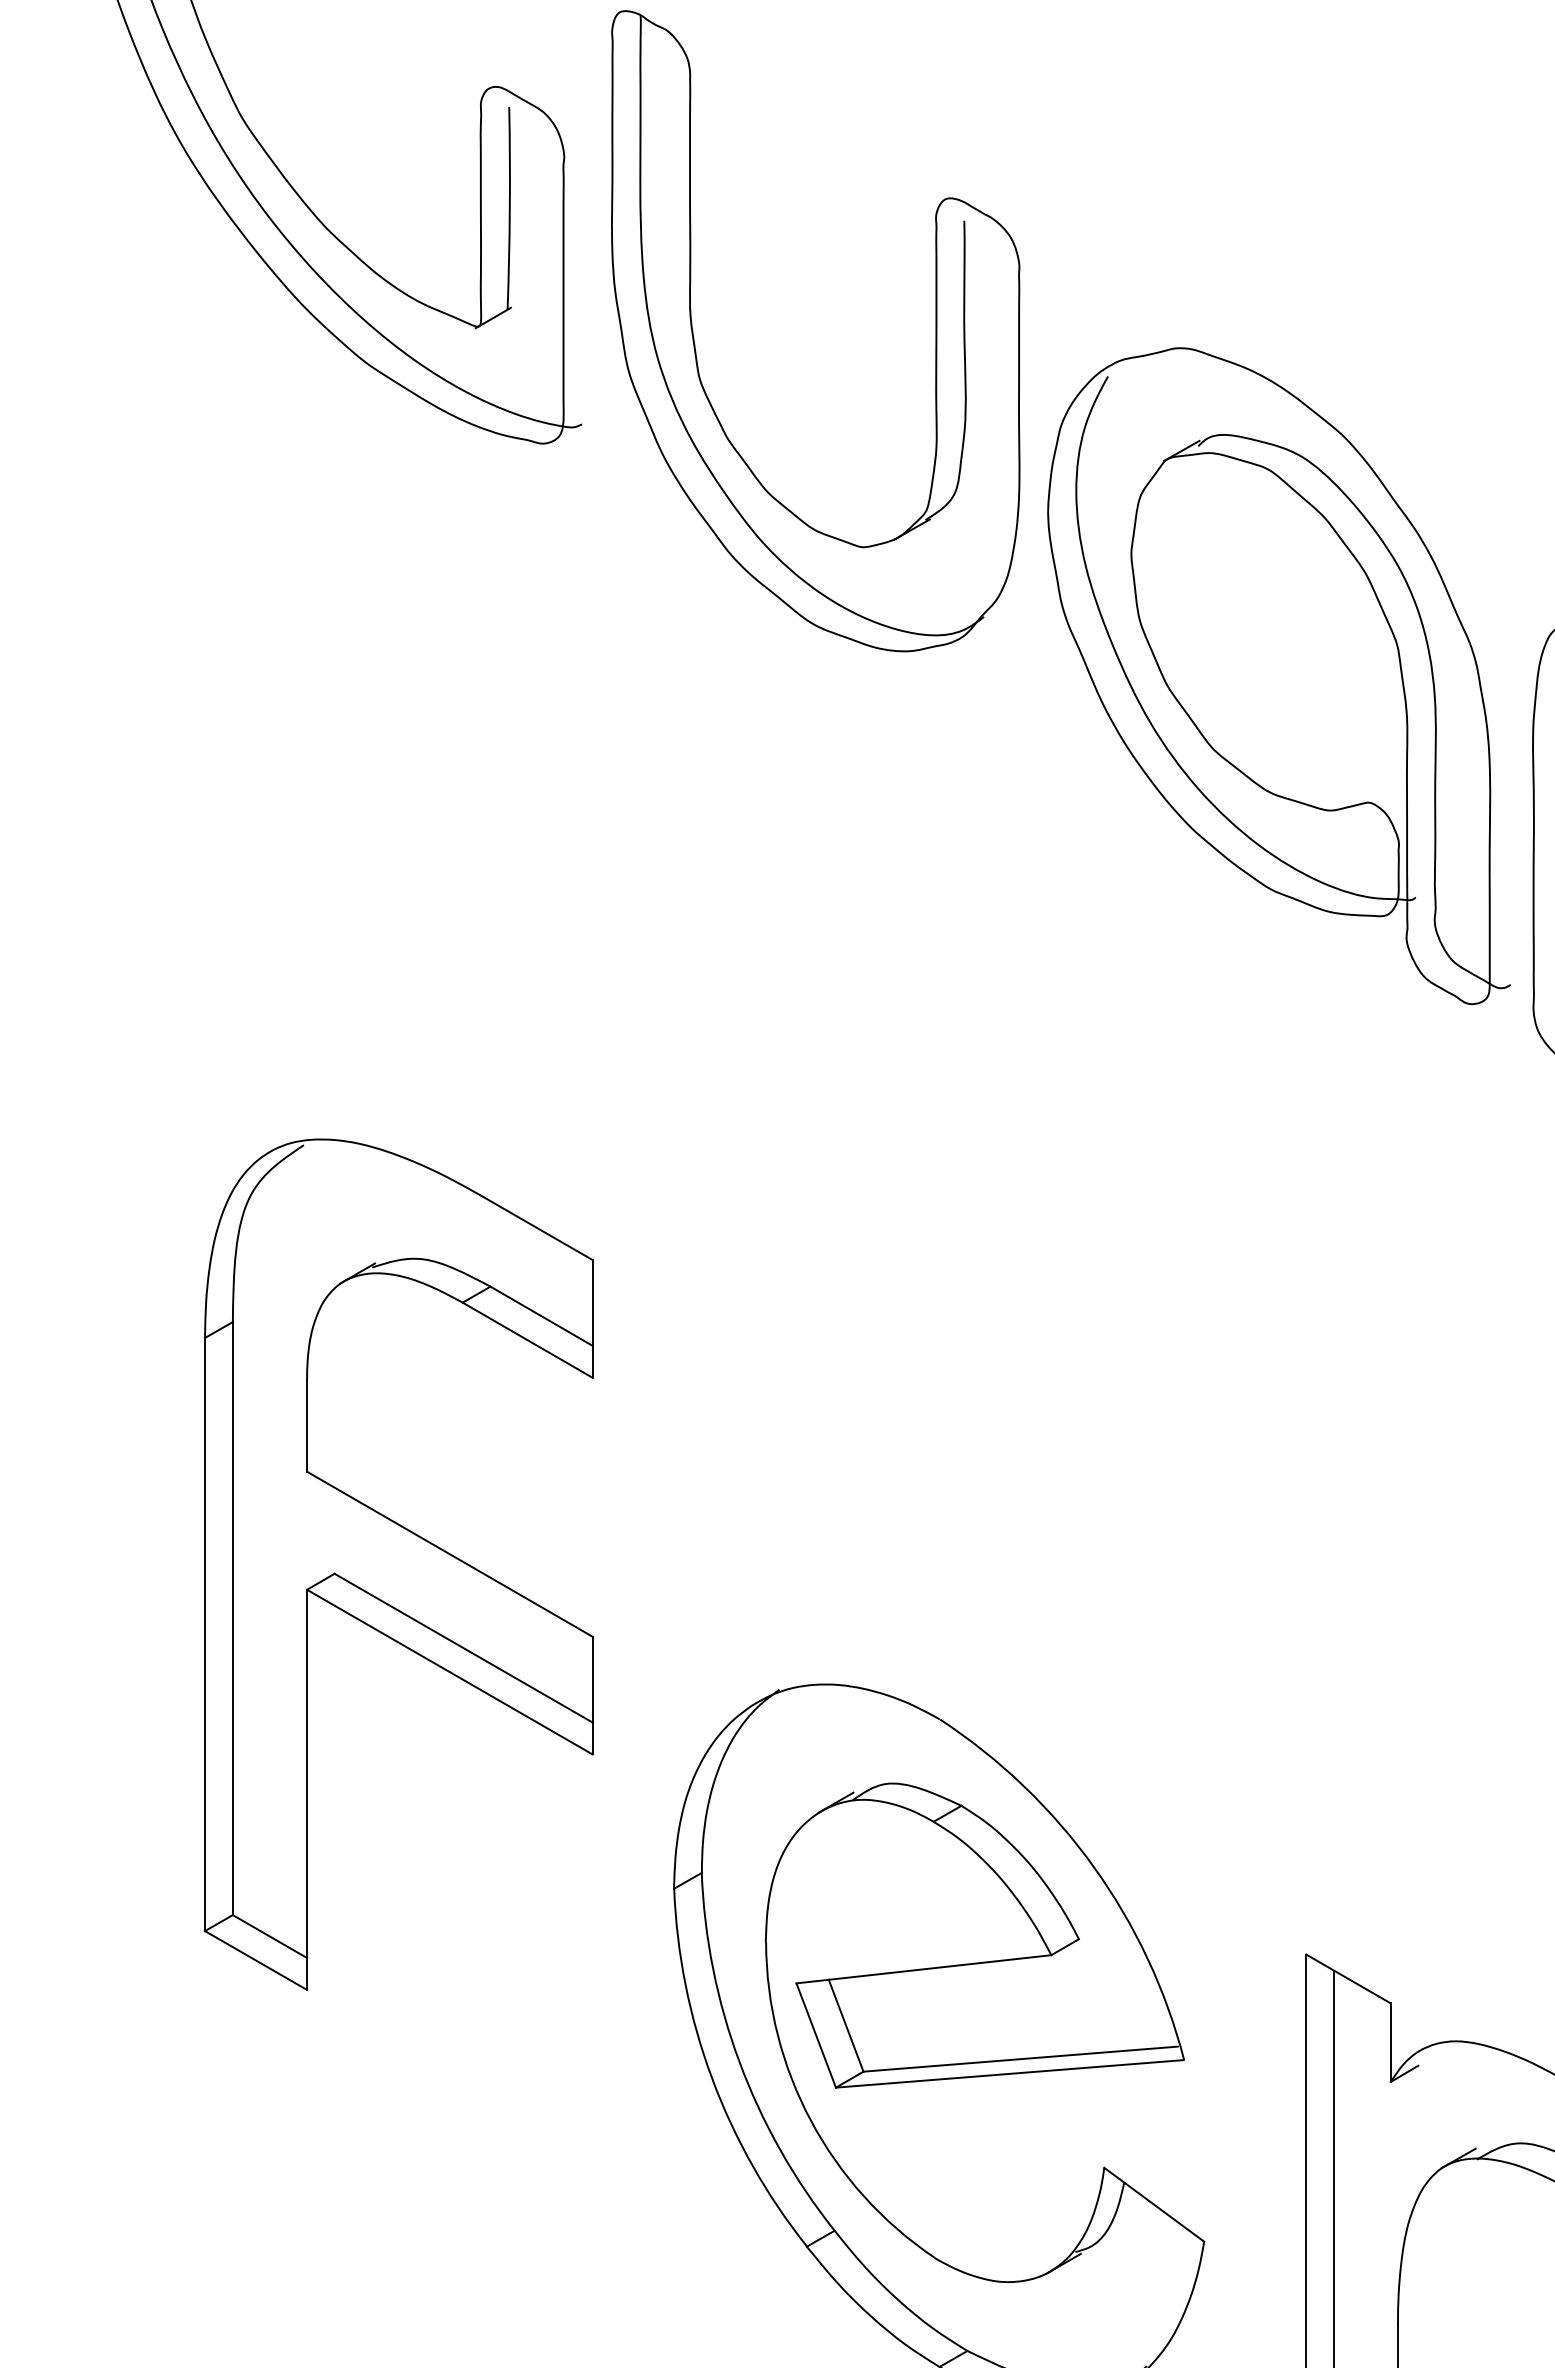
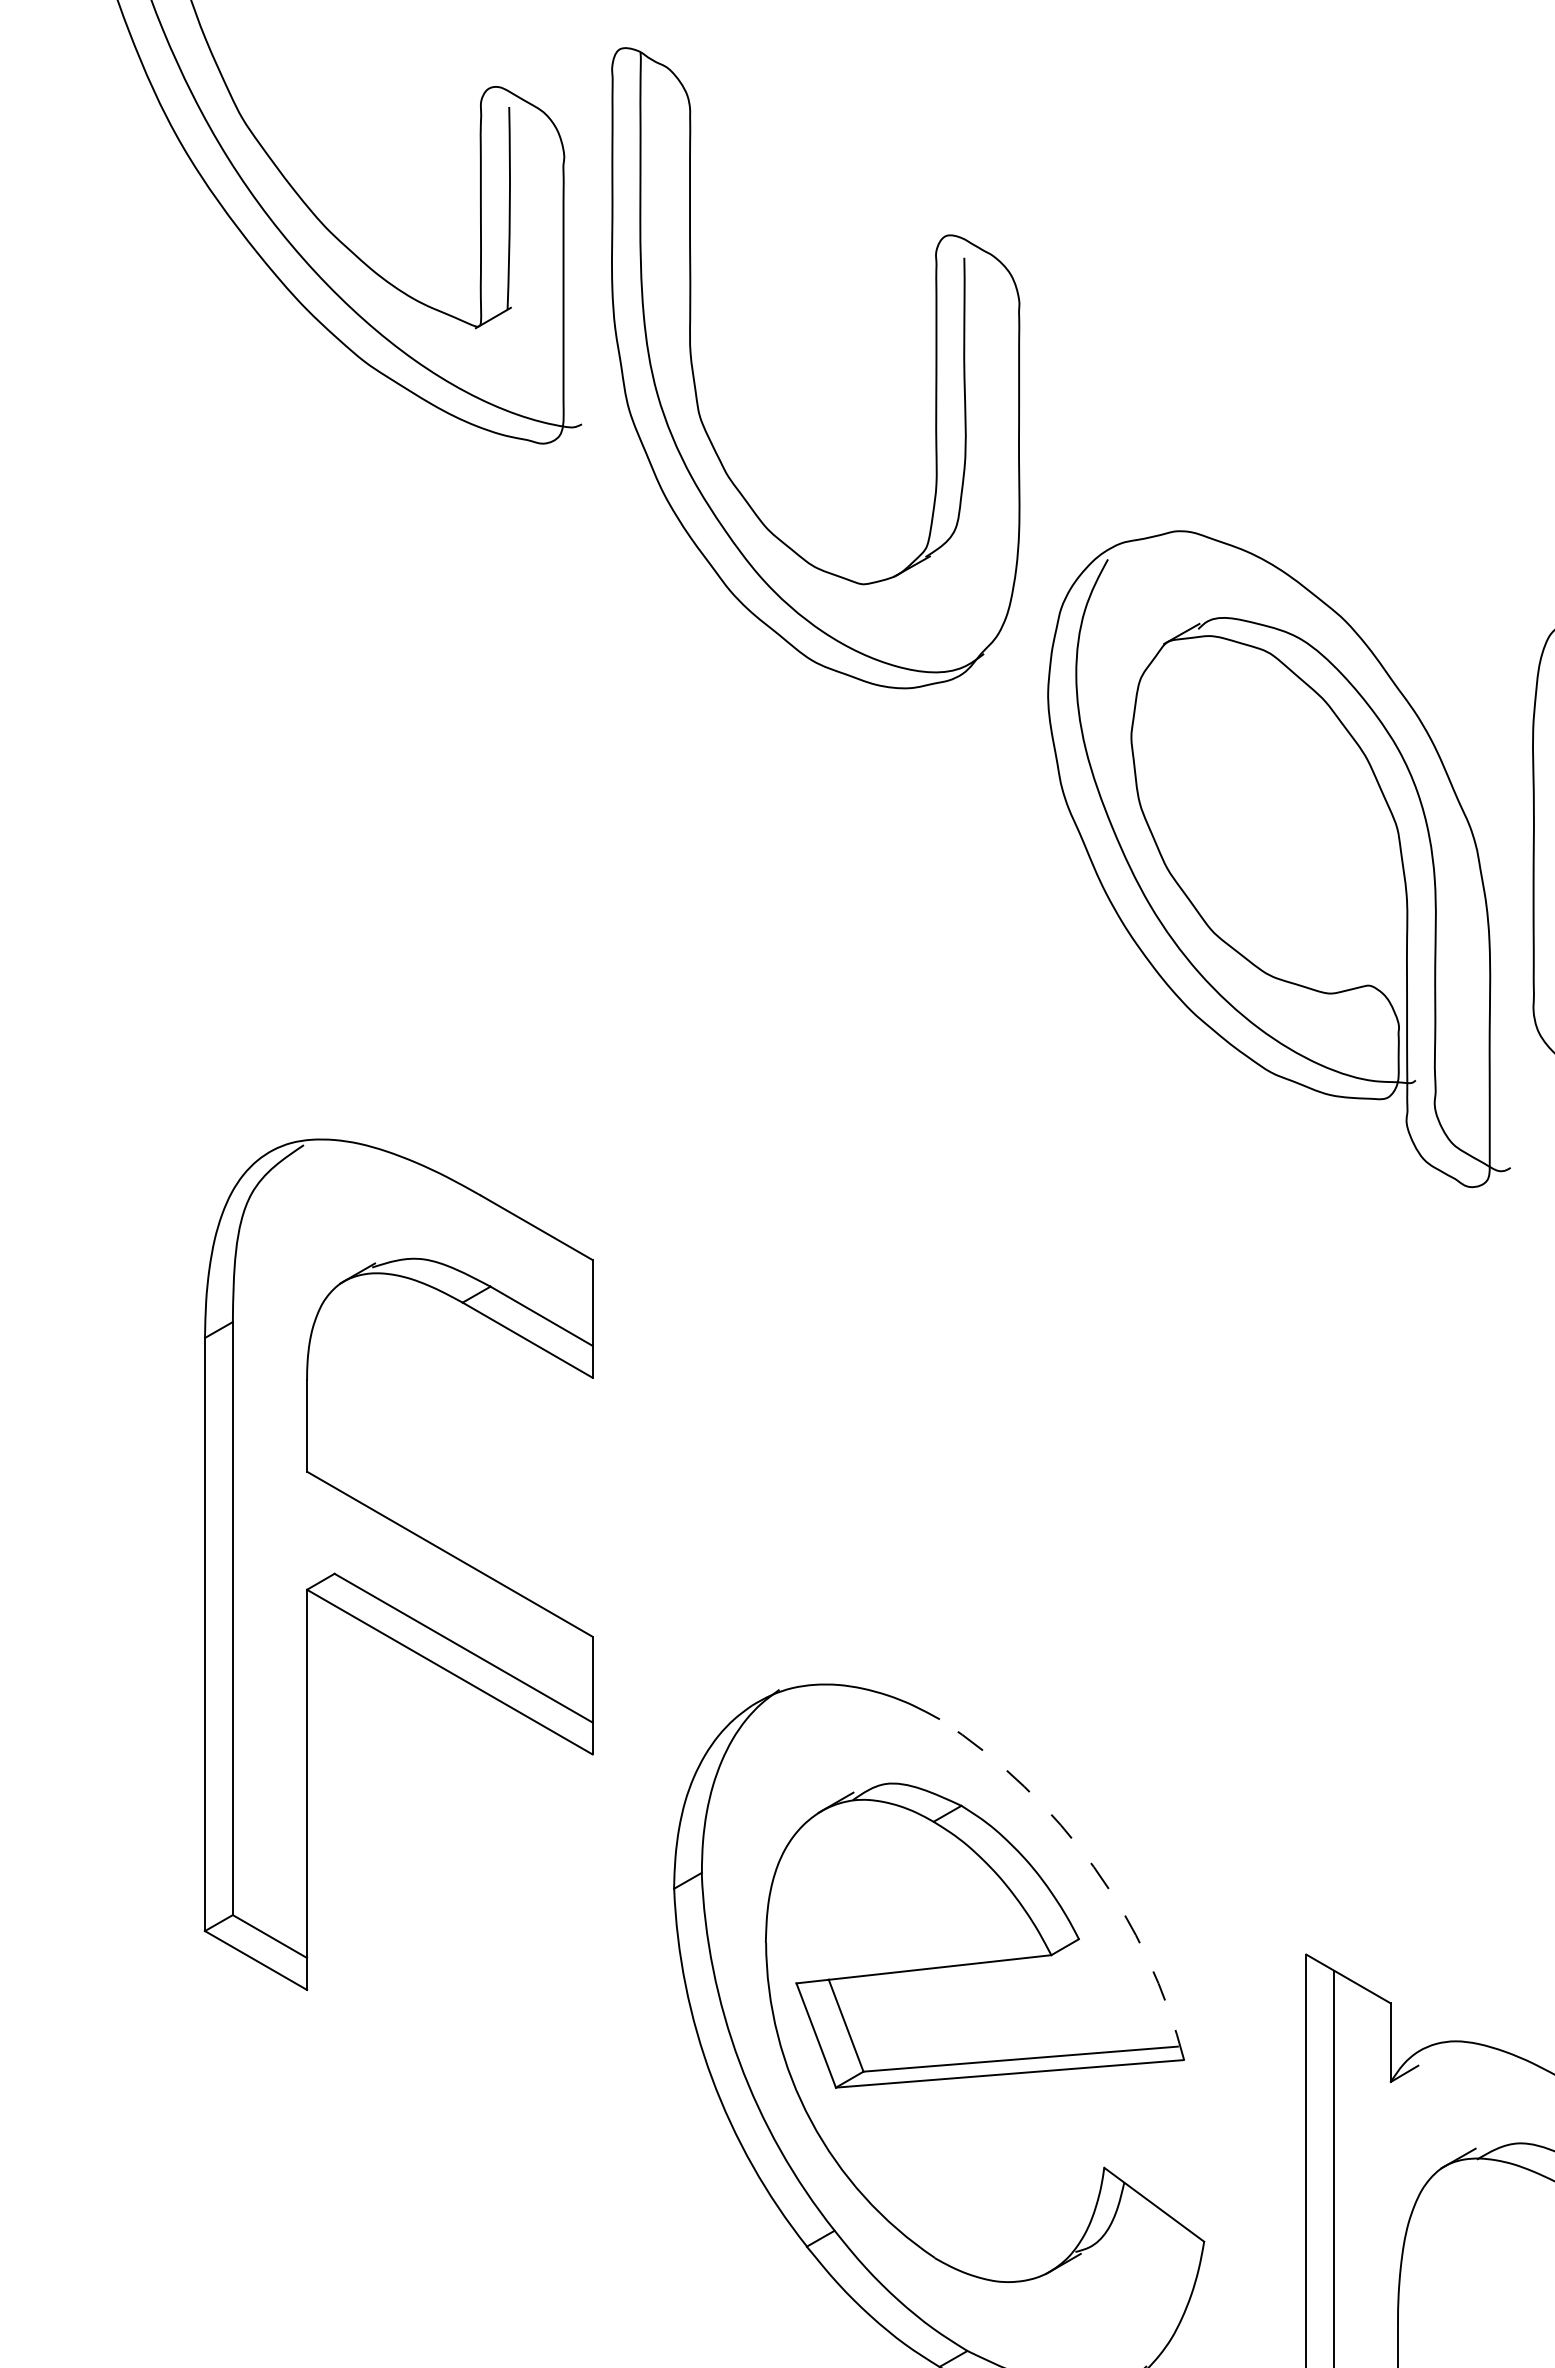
part position: (935, 331) -> (935, 368) (935, 368)
part position: (1278, 676) -> (1278, 859) (1278, 859)
arc: solid -> dashed (1093, 1867)
